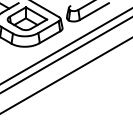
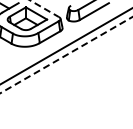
line: solid -> dashed (44, 8)
line: solid -> dashed (66, 55)
line: present -> none (65, 75)
